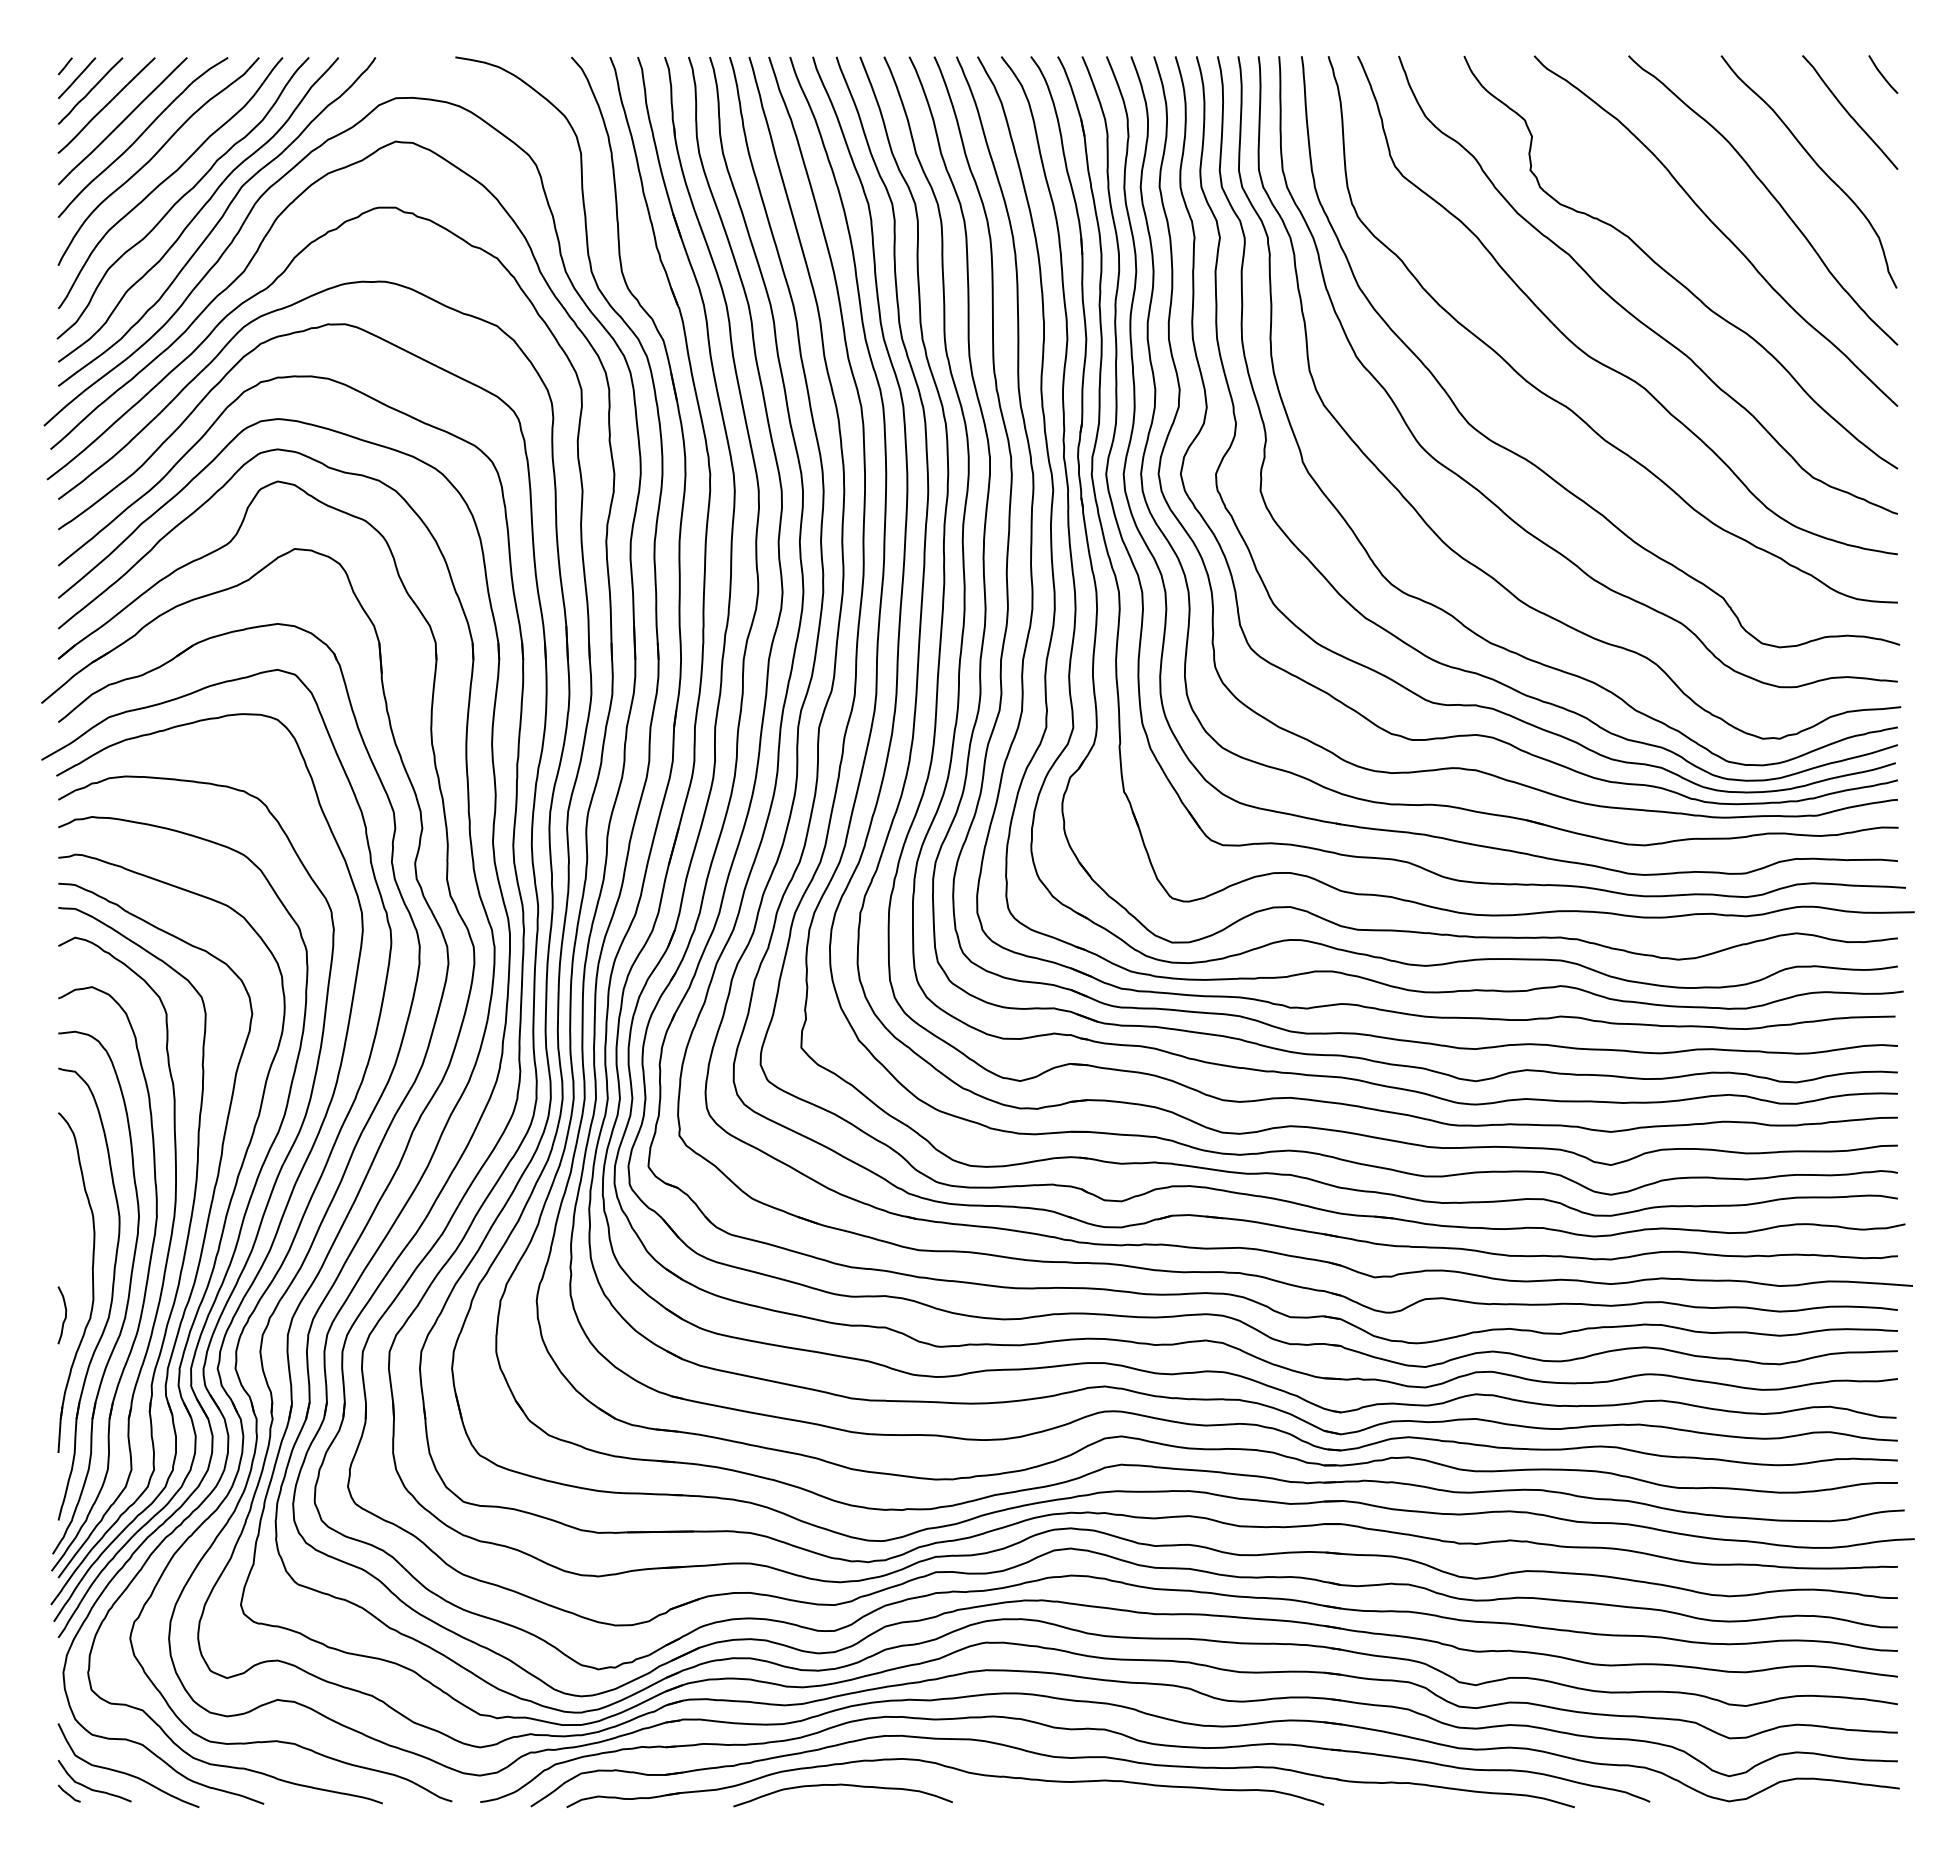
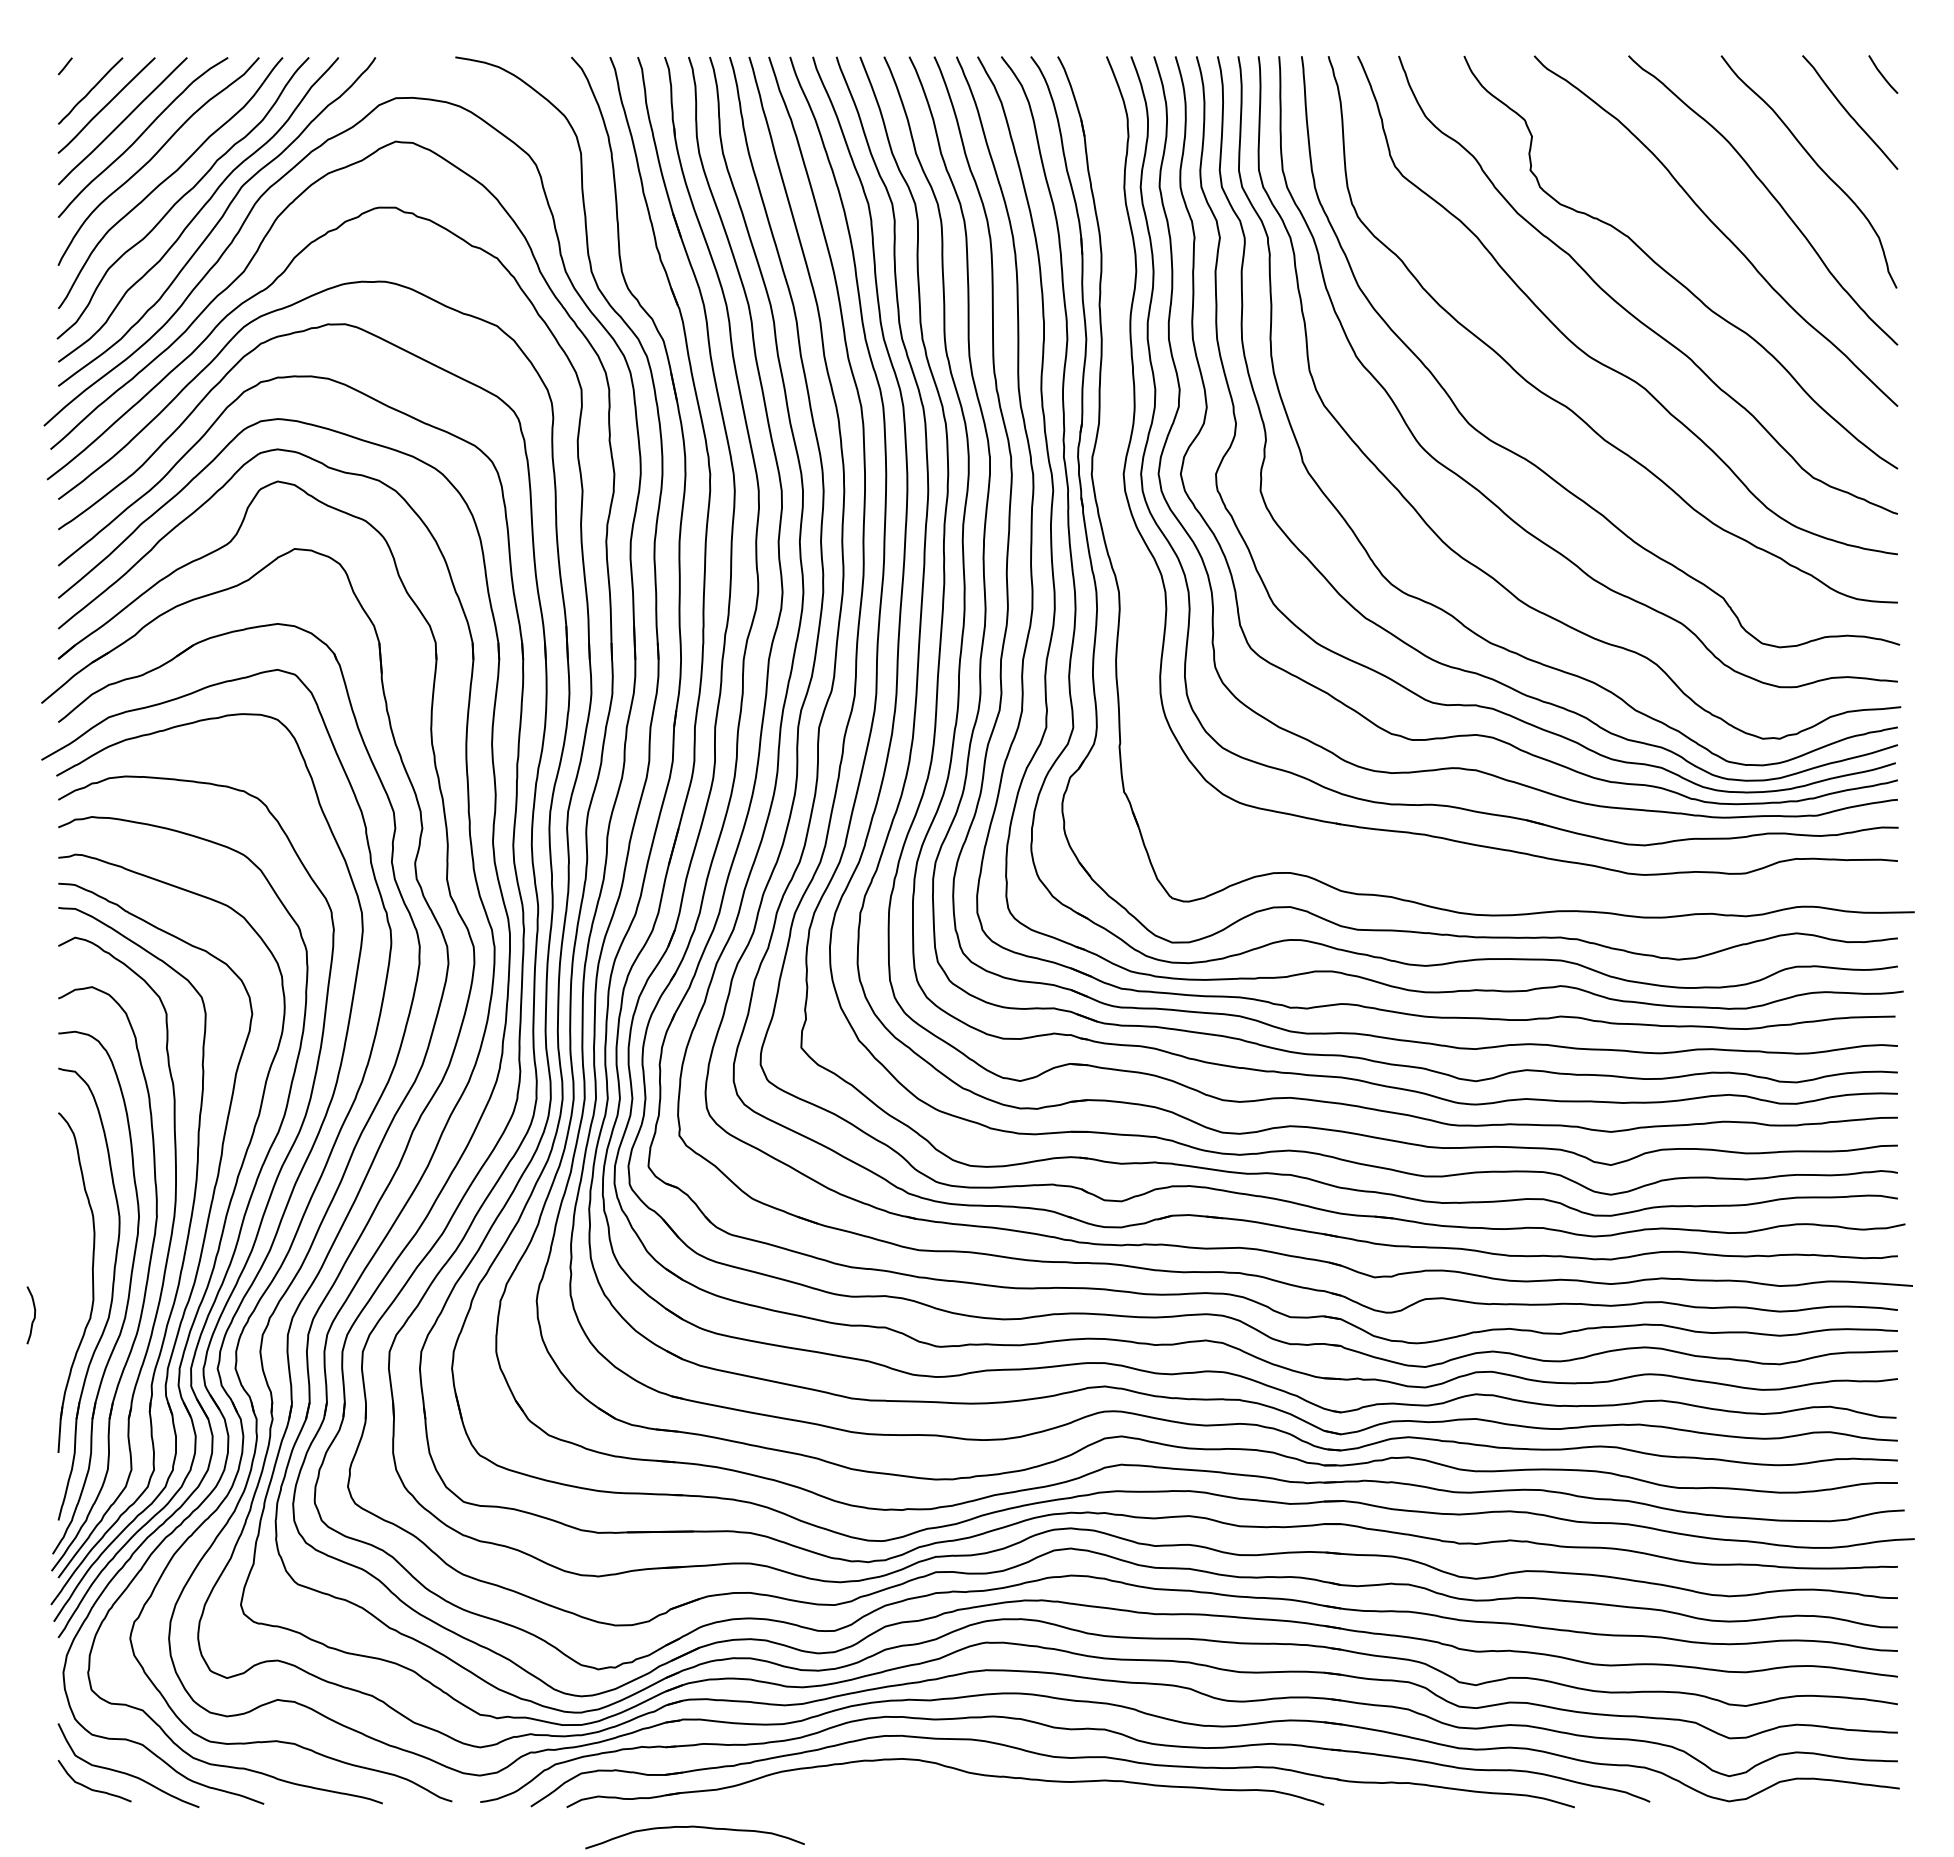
line: present -> none (77, 77)
part: present -> none (1139, 576)
curve position: (64, 1317) -> (33, 1317) (33, 1317)
curve position: (842, 1785) -> (694, 1827) (694, 1827)
line: present -> none (68, 1793)
